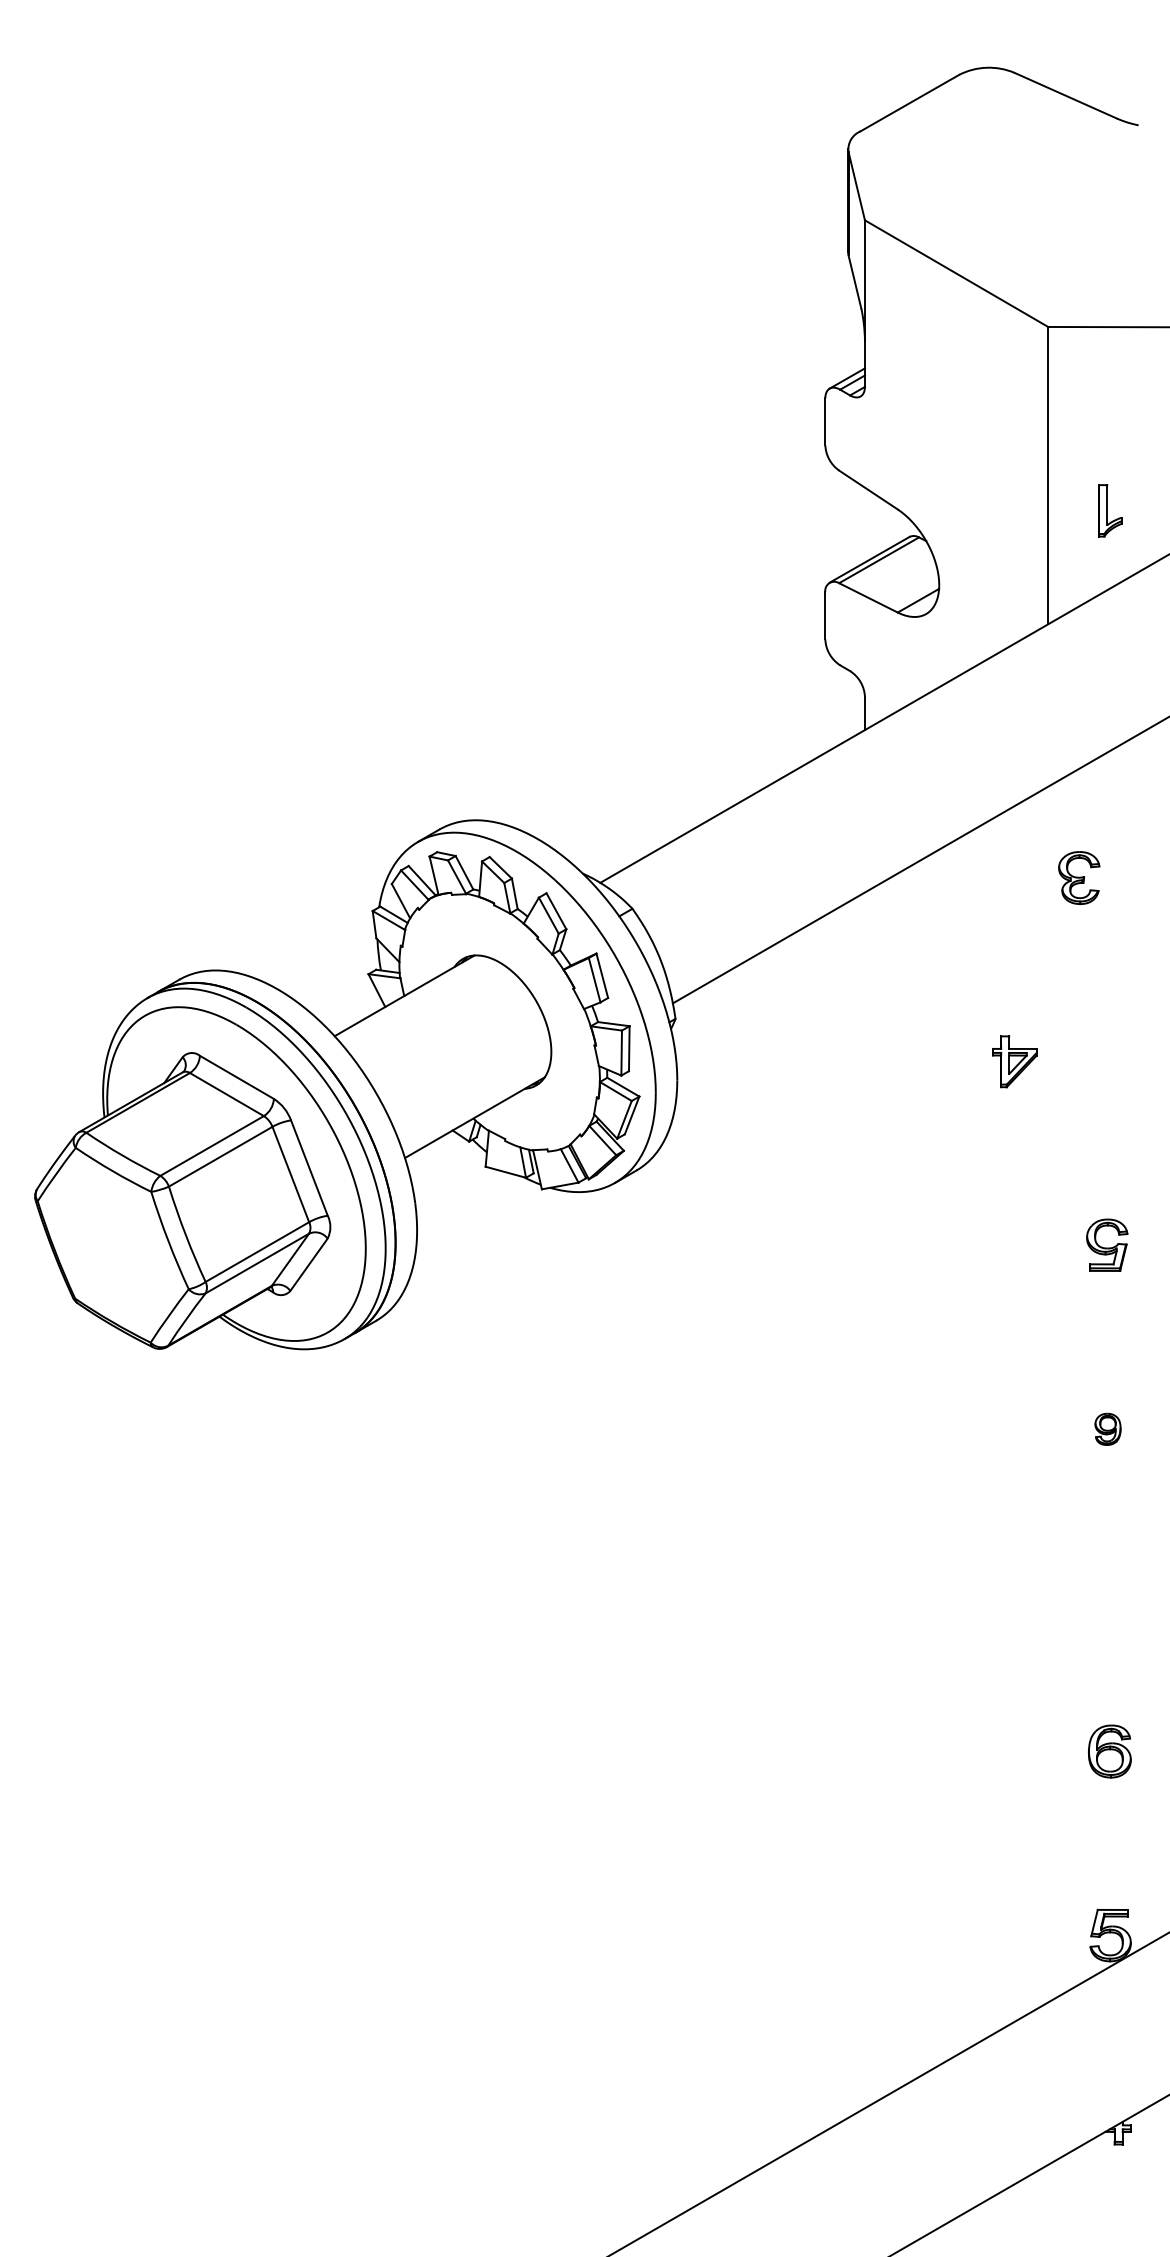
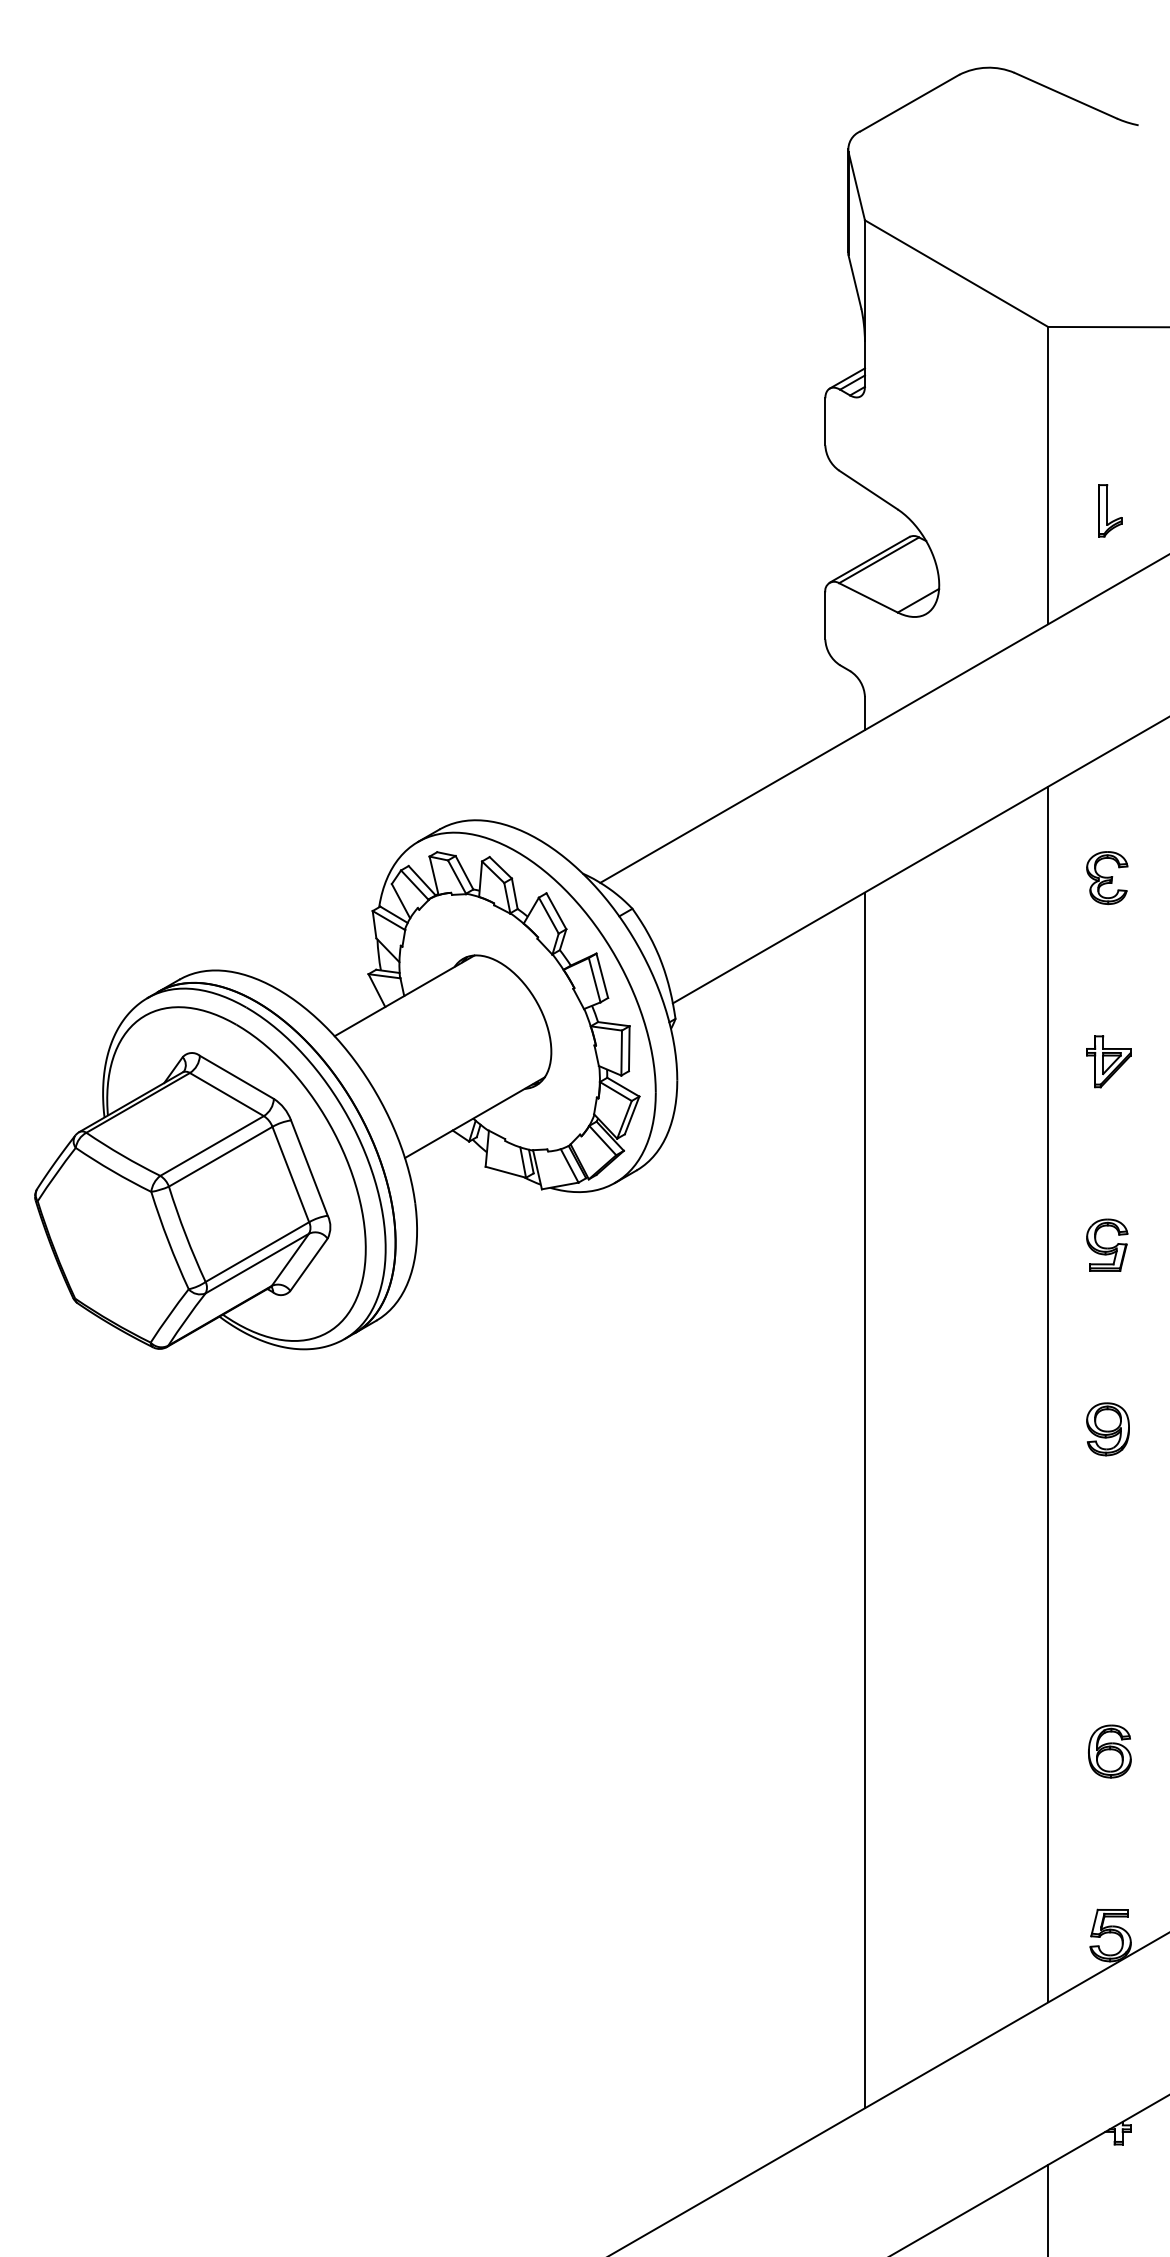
part position: (1079, 878) -> (1107, 878) (1107, 878)
part position: (1014, 1061) -> (1108, 1061) (1108, 1061)
line: none -> present (1048, 1394)
part size: 28x34 px -> 44x55 px (1107, 1429)
line: none -> present (864, 1500)
line: none -> present (1048, 2208)
